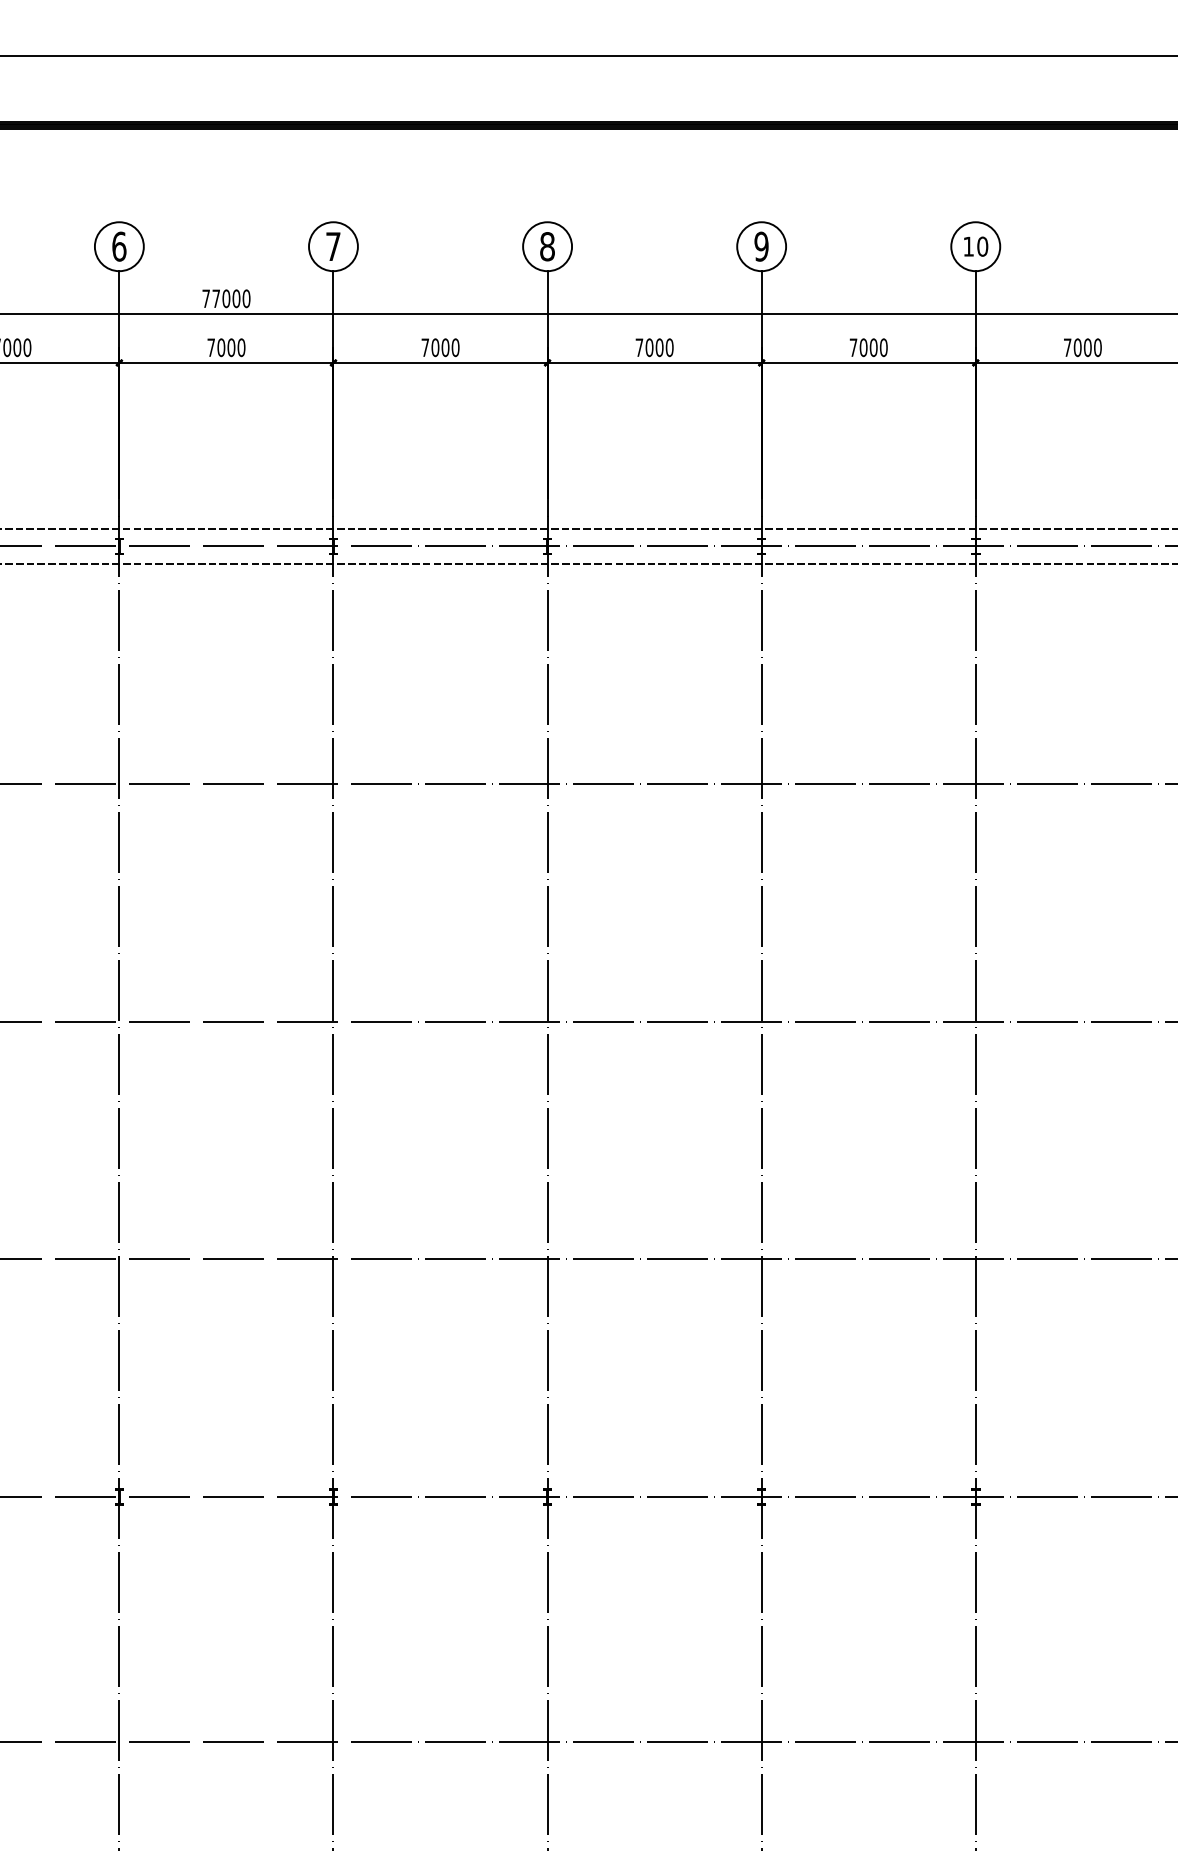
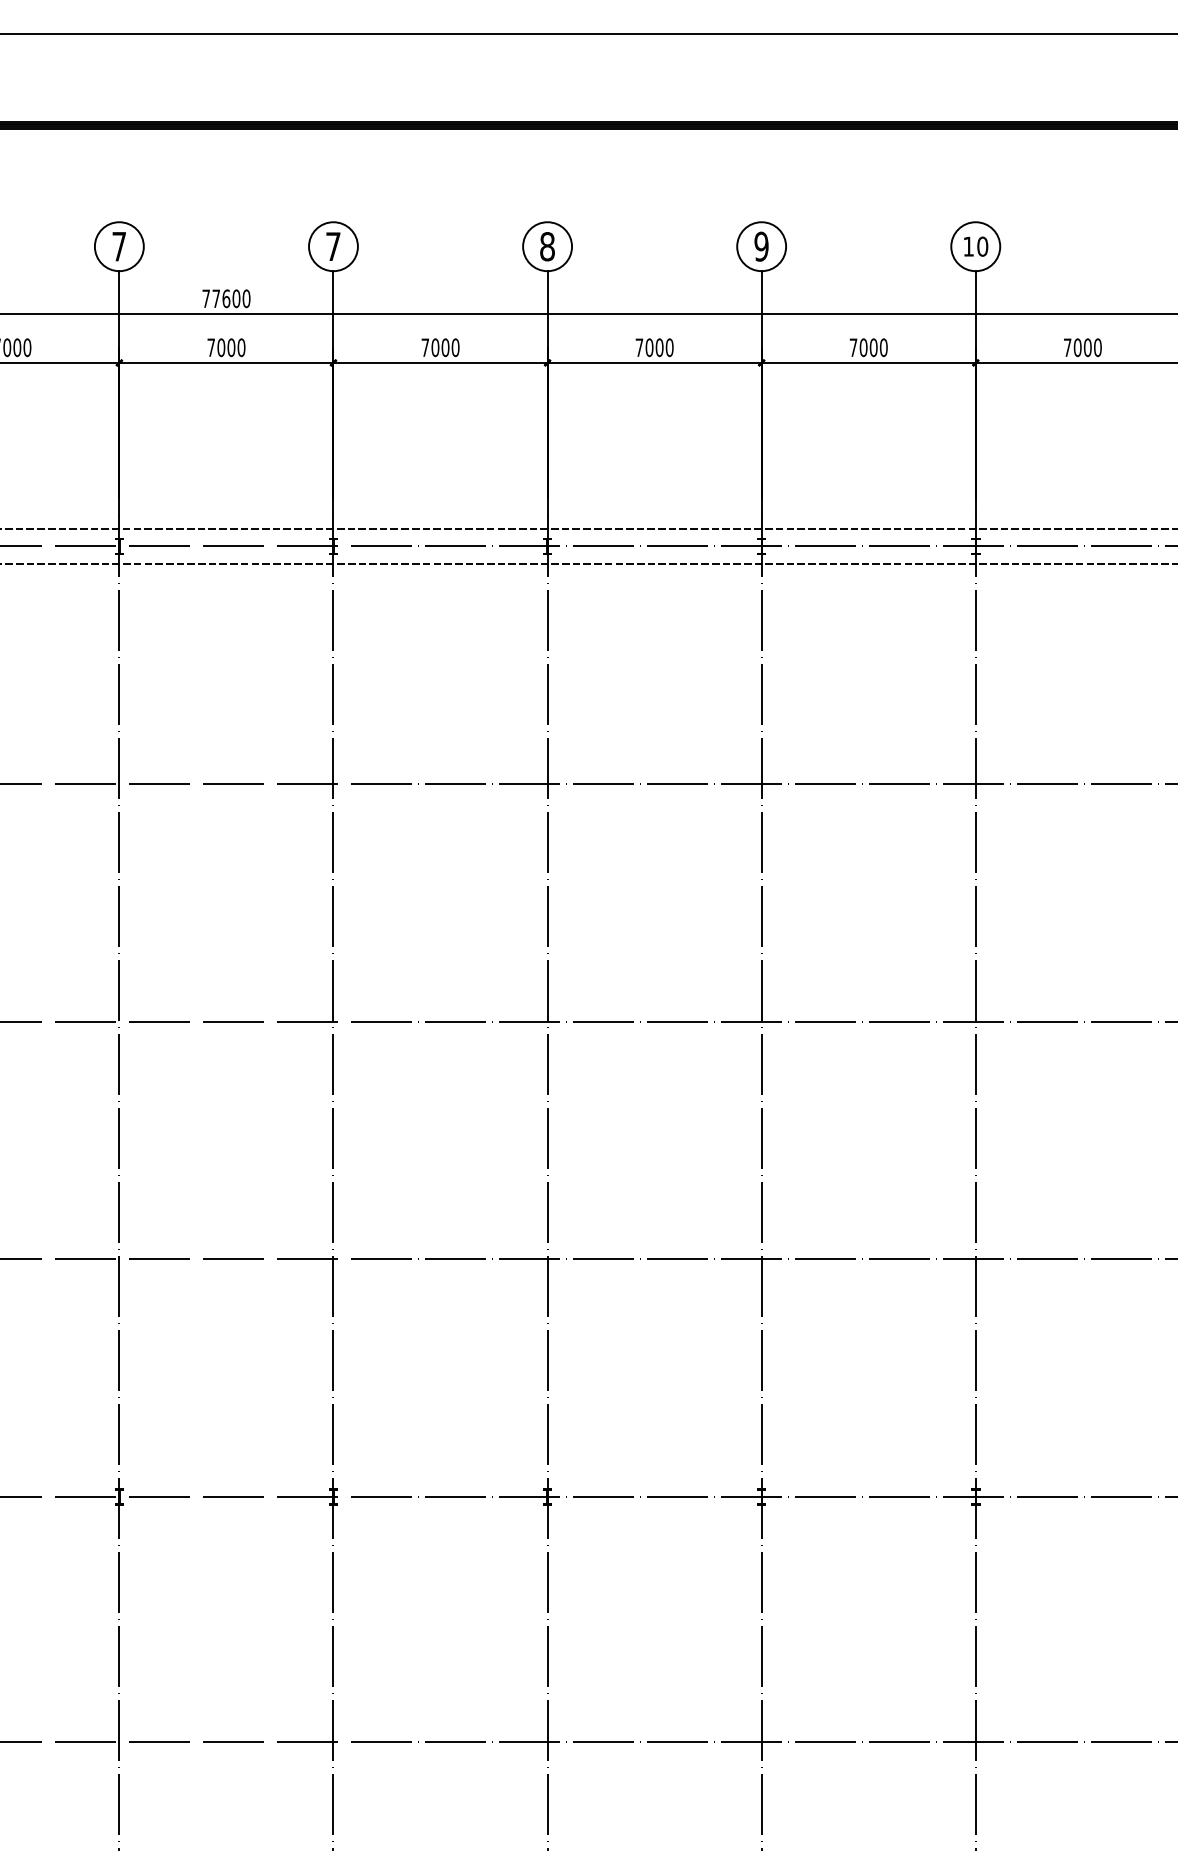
line position: (588, 55) -> (588, 33) (588, 33)
text: 6 -> 7 (119, 246)
text: 77000 -> 77600 (226, 298)
